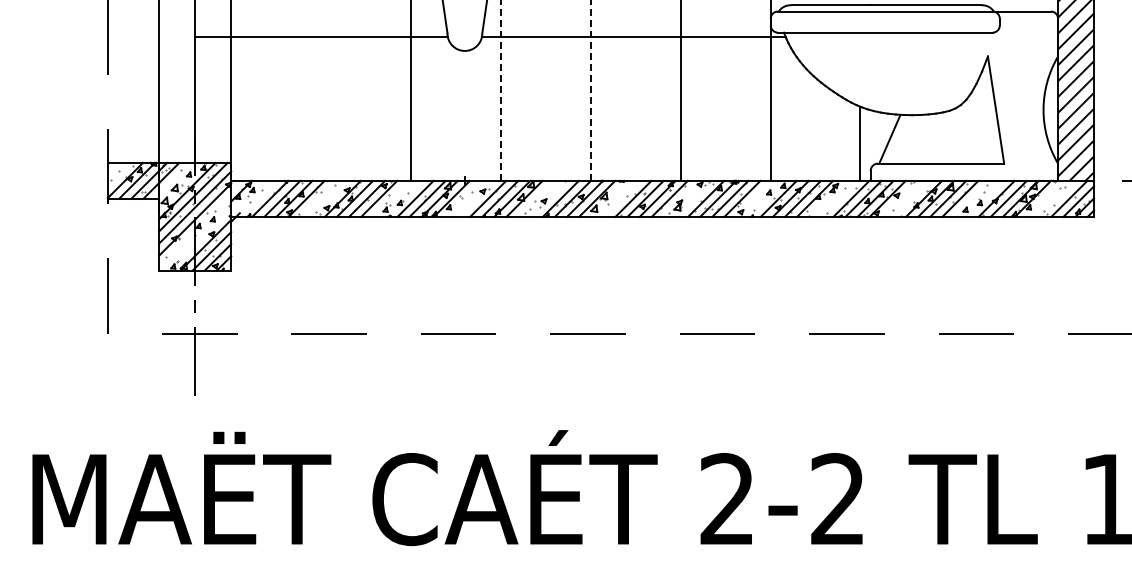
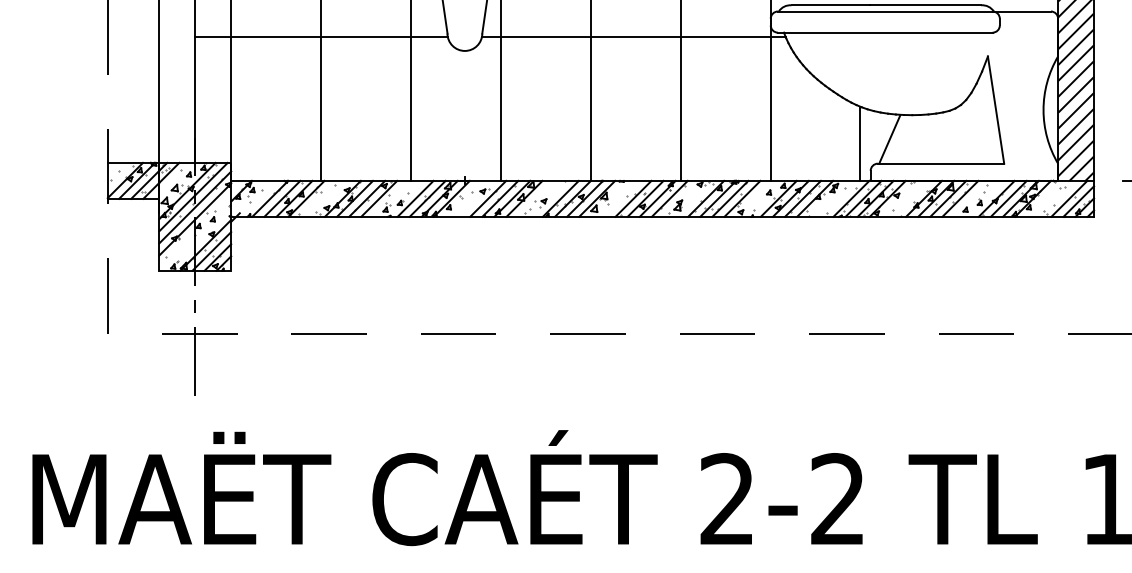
line: dashed -> solid (500, 90)
line: dashed -> solid (590, 90)
line: none -> present (321, 91)
